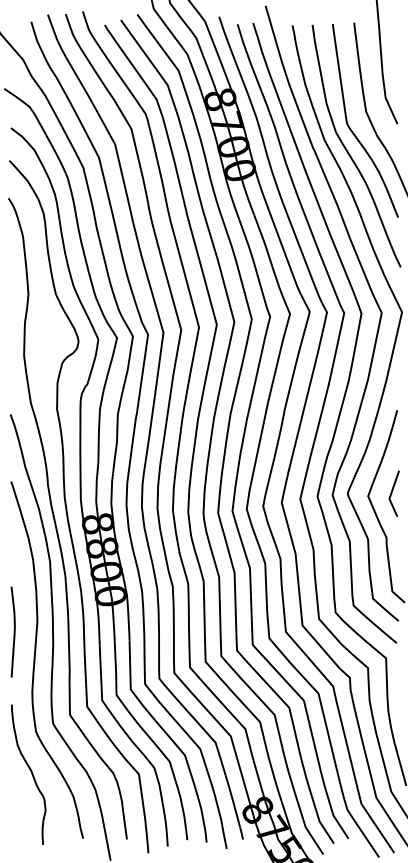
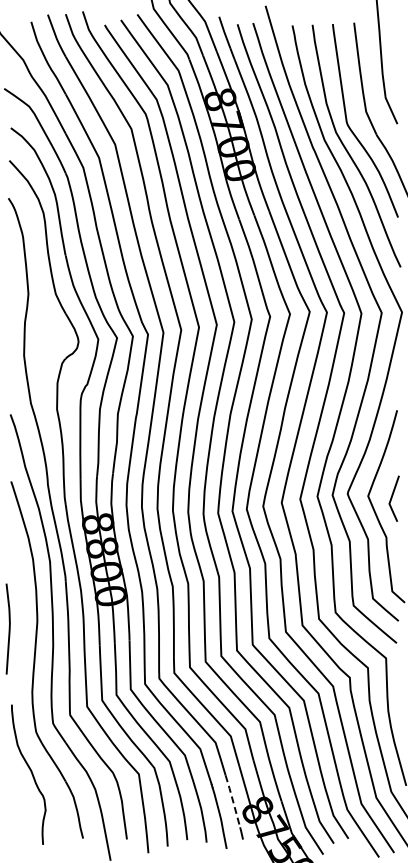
line position: (392, 493) -> (392, 498) (392, 498)
curve position: (13, 631) -> (8, 628) (8, 628)
line: solid -> dashed (233, 801)
